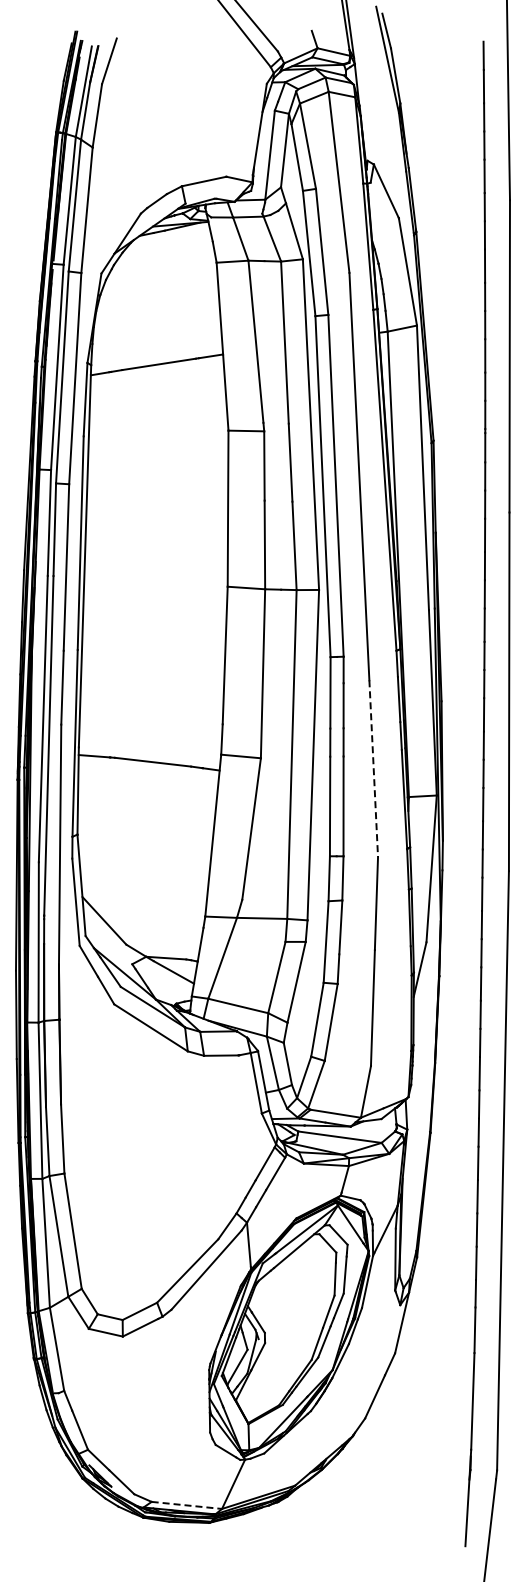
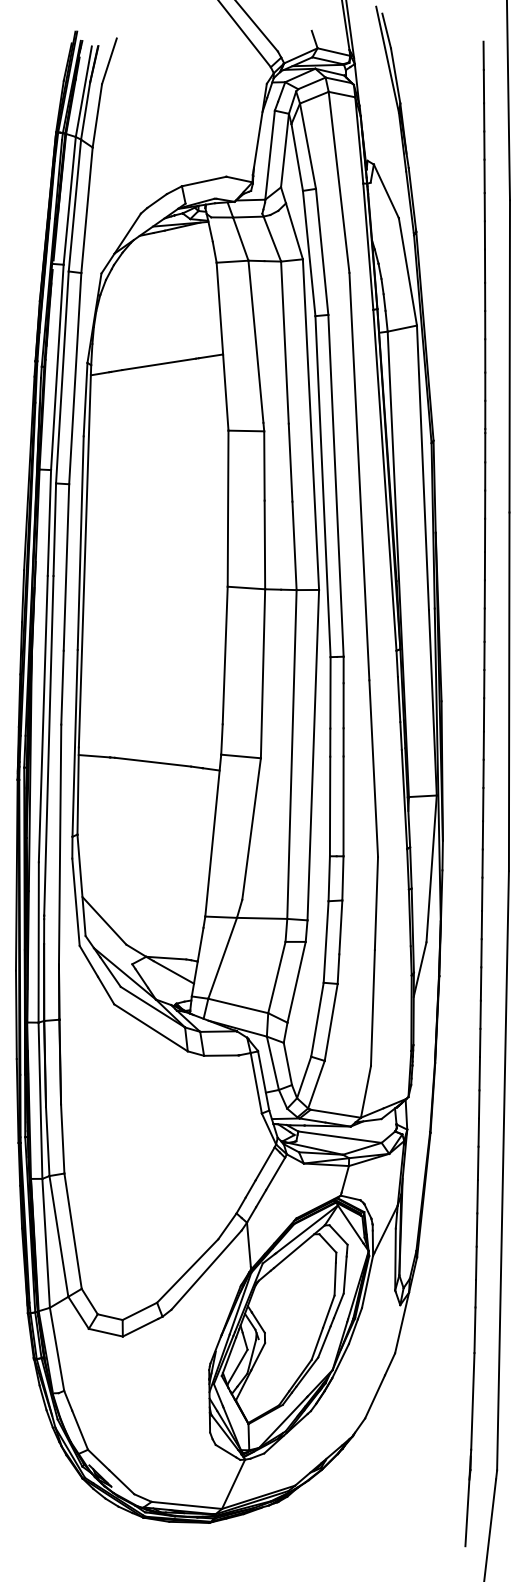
line: dashed -> solid (373, 769)
line: dashed -> solid (187, 1505)
